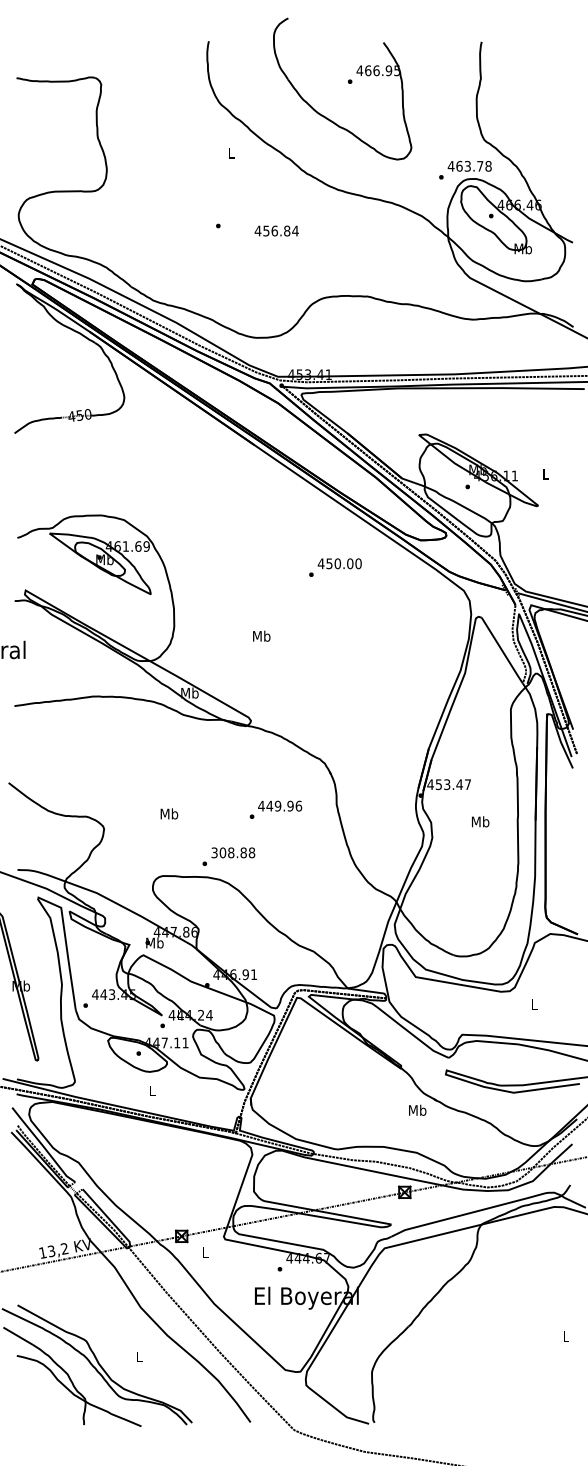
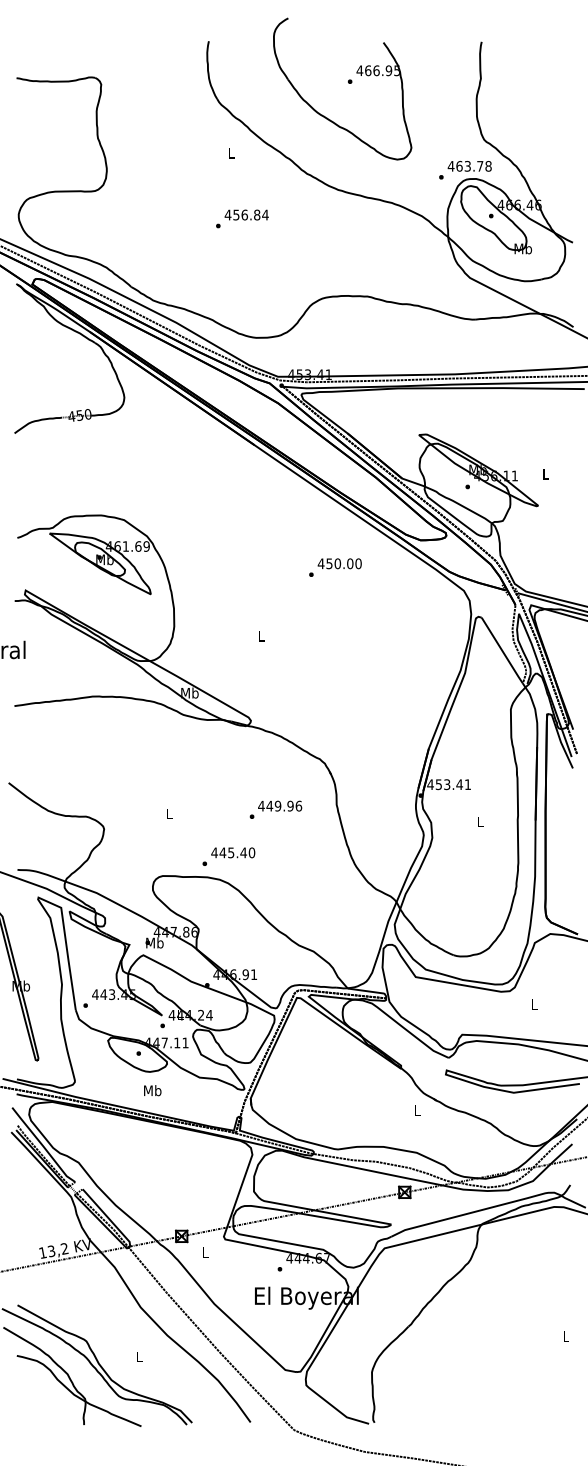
text position: (276, 230) -> (246, 214) (246, 214)
text: Mb -> L (261, 635)
text: 453.47 -> 453.41 (467, 784)
text: Mb -> L (169, 813)
text: Mb -> L (480, 821)
text: 308.88 -> 445.40 (233, 852)
text: L -> Mb (152, 1090)
text: Mb -> L (417, 1109)
